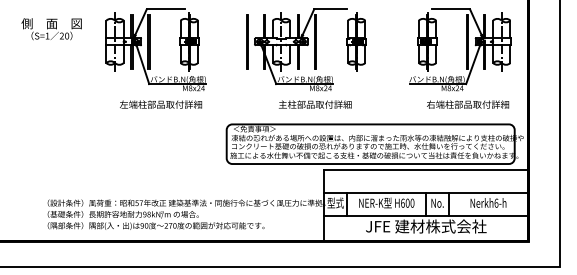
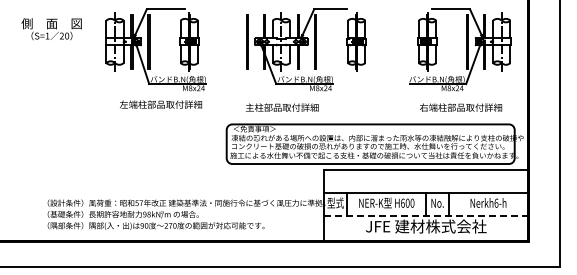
text position: (315, 104) -> (282, 107) (282, 107)
text position: (468, 104) -> (461, 107) (461, 107)
line: solid -> dashed (426, 215)
